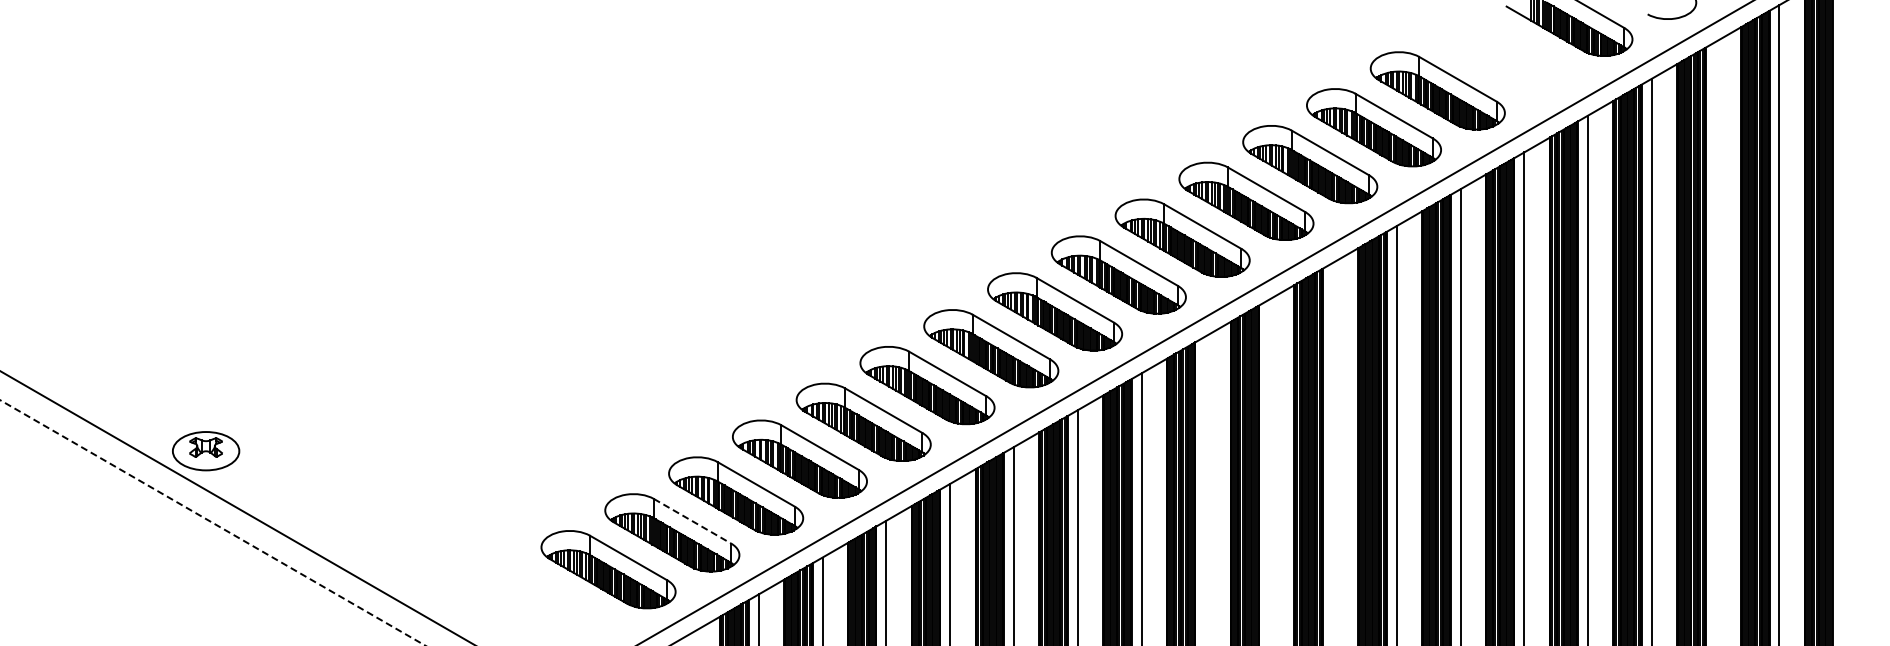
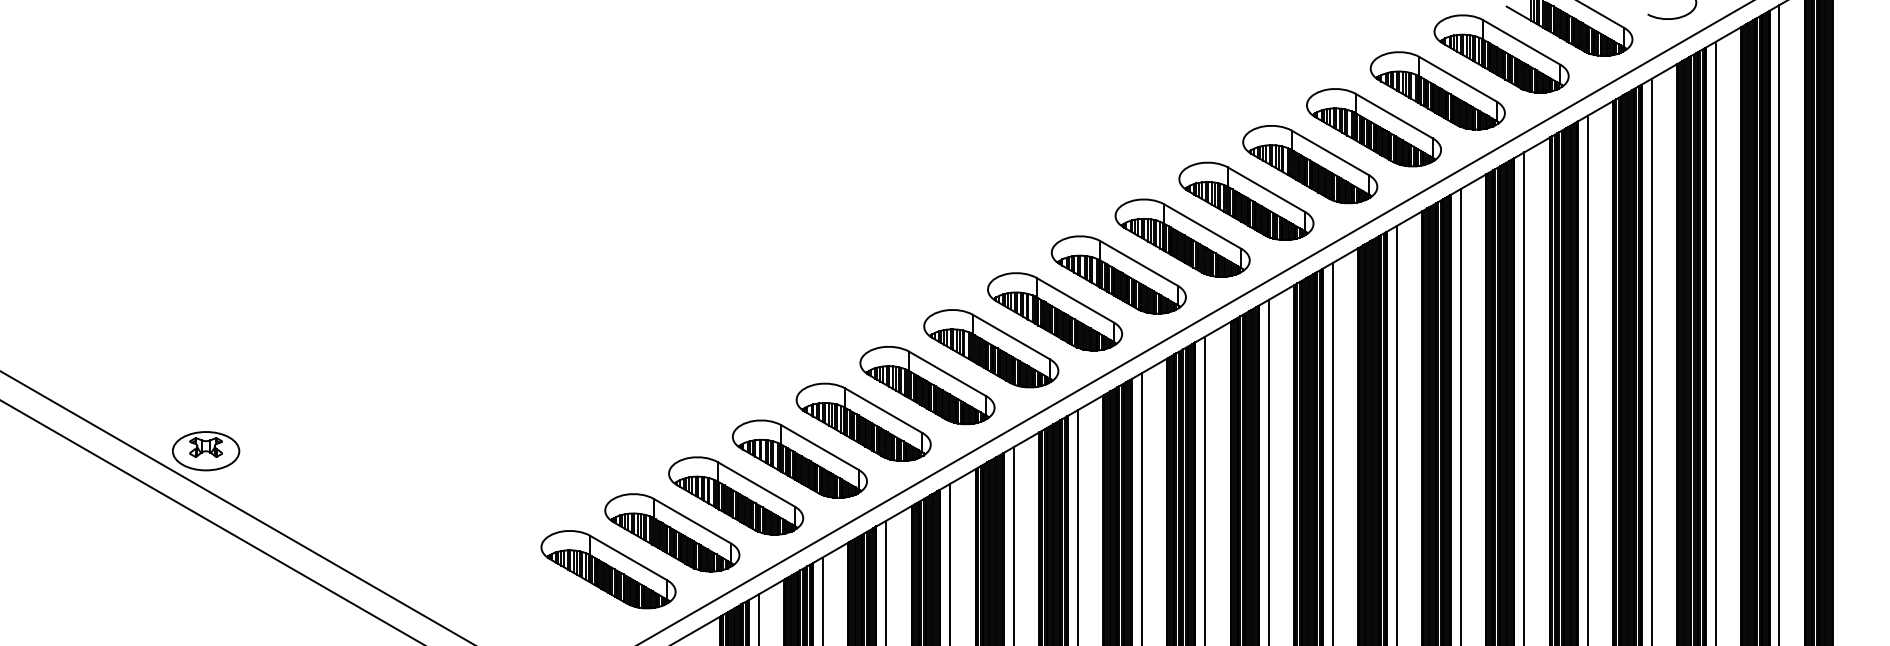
part: none -> present (1501, 53)
line: none -> present (1715, 341)
line: none -> present (1332, 452)
line: none -> present (1269, 470)
line: none -> present (1205, 489)
line: dashed -> solid (692, 521)
line: dashed -> solid (213, 523)
